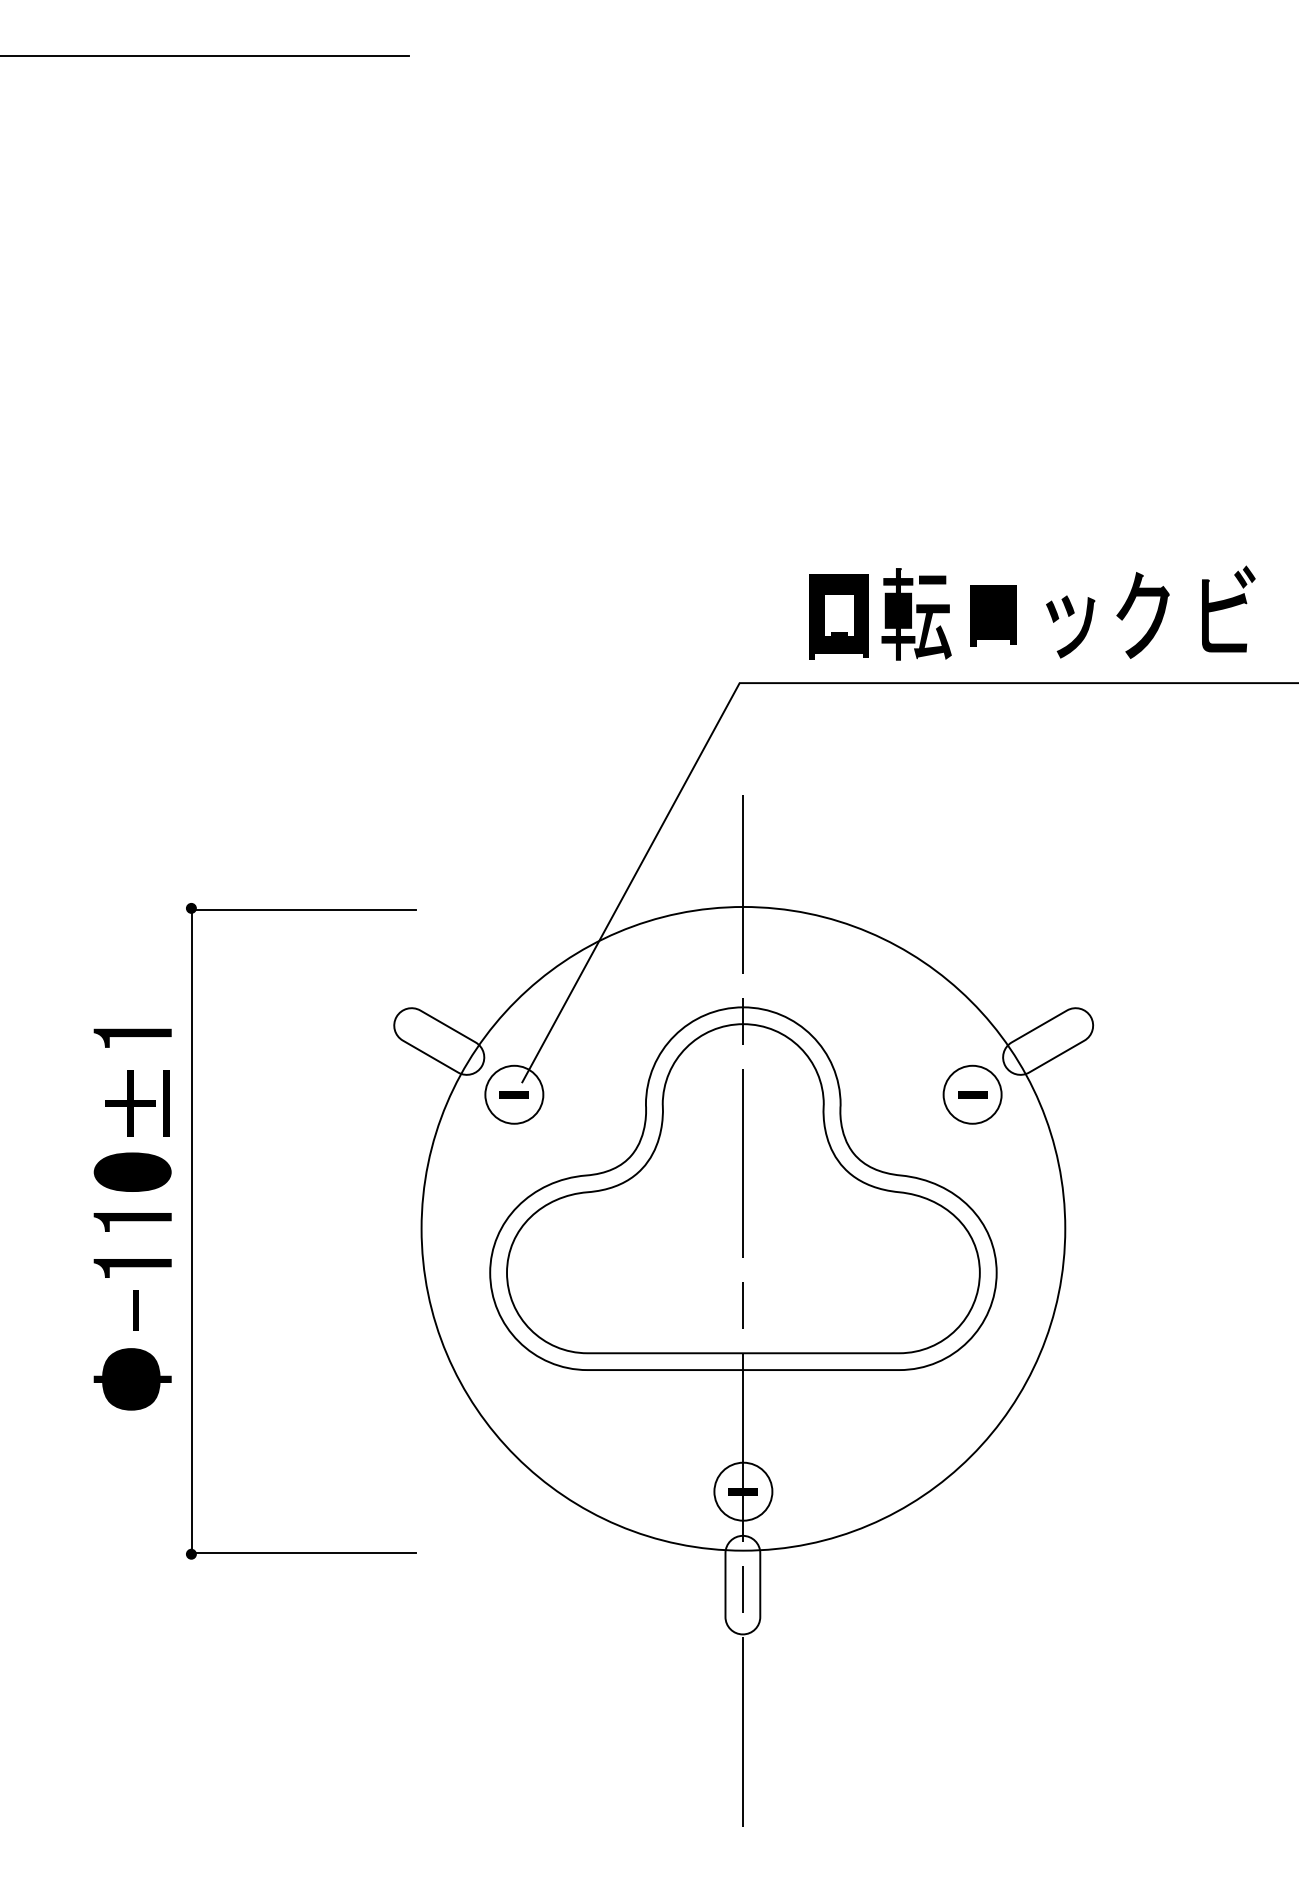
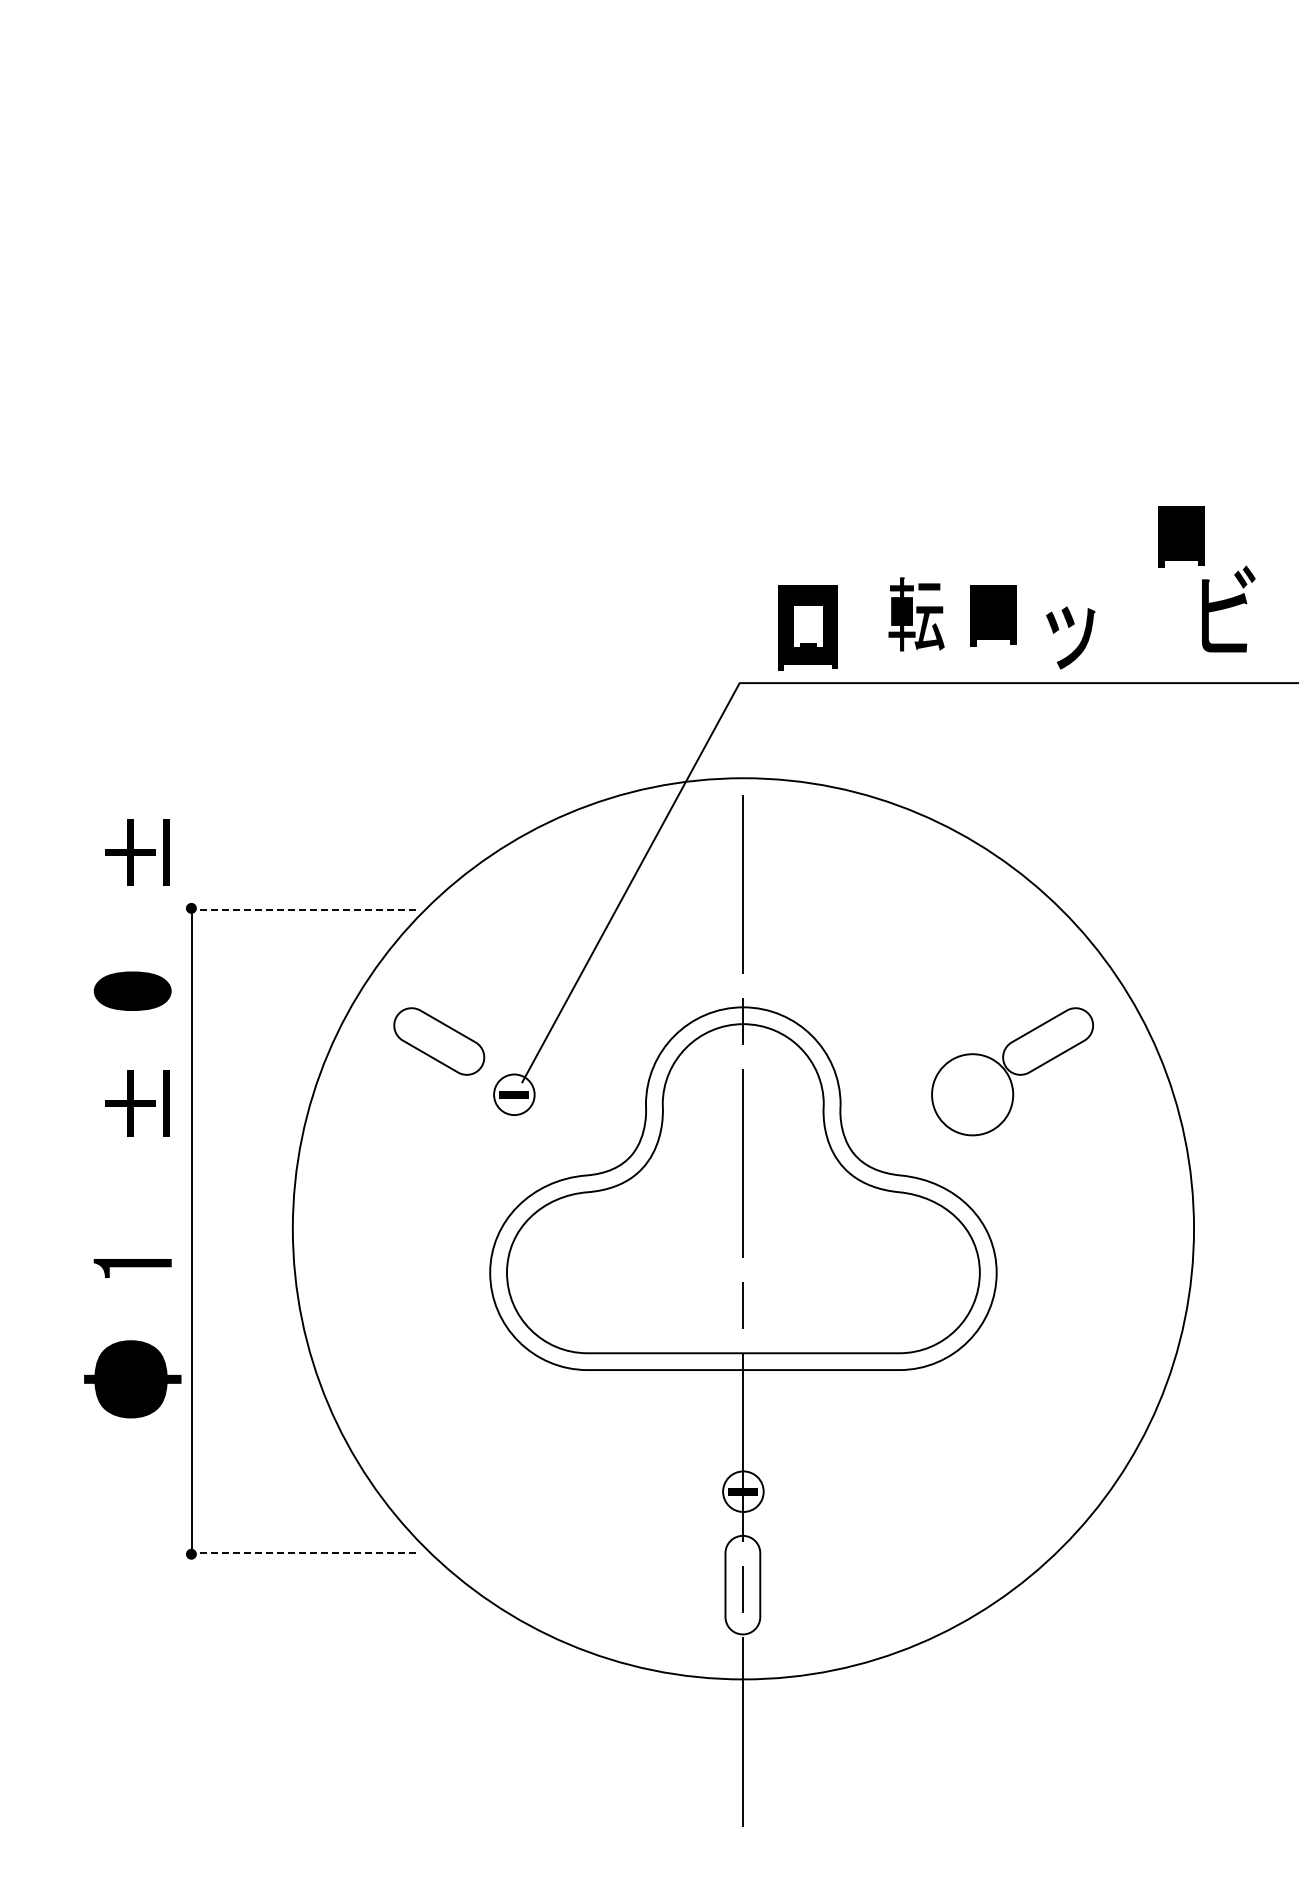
line: present -> none (205, 56)
part: none -> present (1181, 536)
part size: 71x93 px -> 57x75 px (916, 614)
fill: present -> none (1142, 615)
part position: (838, 616) -> (807, 627) (807, 627)
part position: (1069, 616) -> (1069, 627) (1069, 627)
part: none -> present (137, 852)
line: solid -> dashed (303, 909)
fill: present -> none (132, 1037)
circle diameter: 58 px -> 41 px (514, 1094)
circle diameter: 58 px -> 81 px (972, 1094)
fill: present -> none (972, 1094)
part position: (132, 1171) -> (132, 990) (132, 990)
fill: present -> none (132, 1221)
circle diameter: 644 px -> 901 px (743, 1228)
fill: present -> none (135, 1309)
part size: 79x63 px -> 98x79 px (132, 1379)
circle diameter: 58 px -> 41 px (743, 1491)
line: solid -> dashed (303, 1553)
